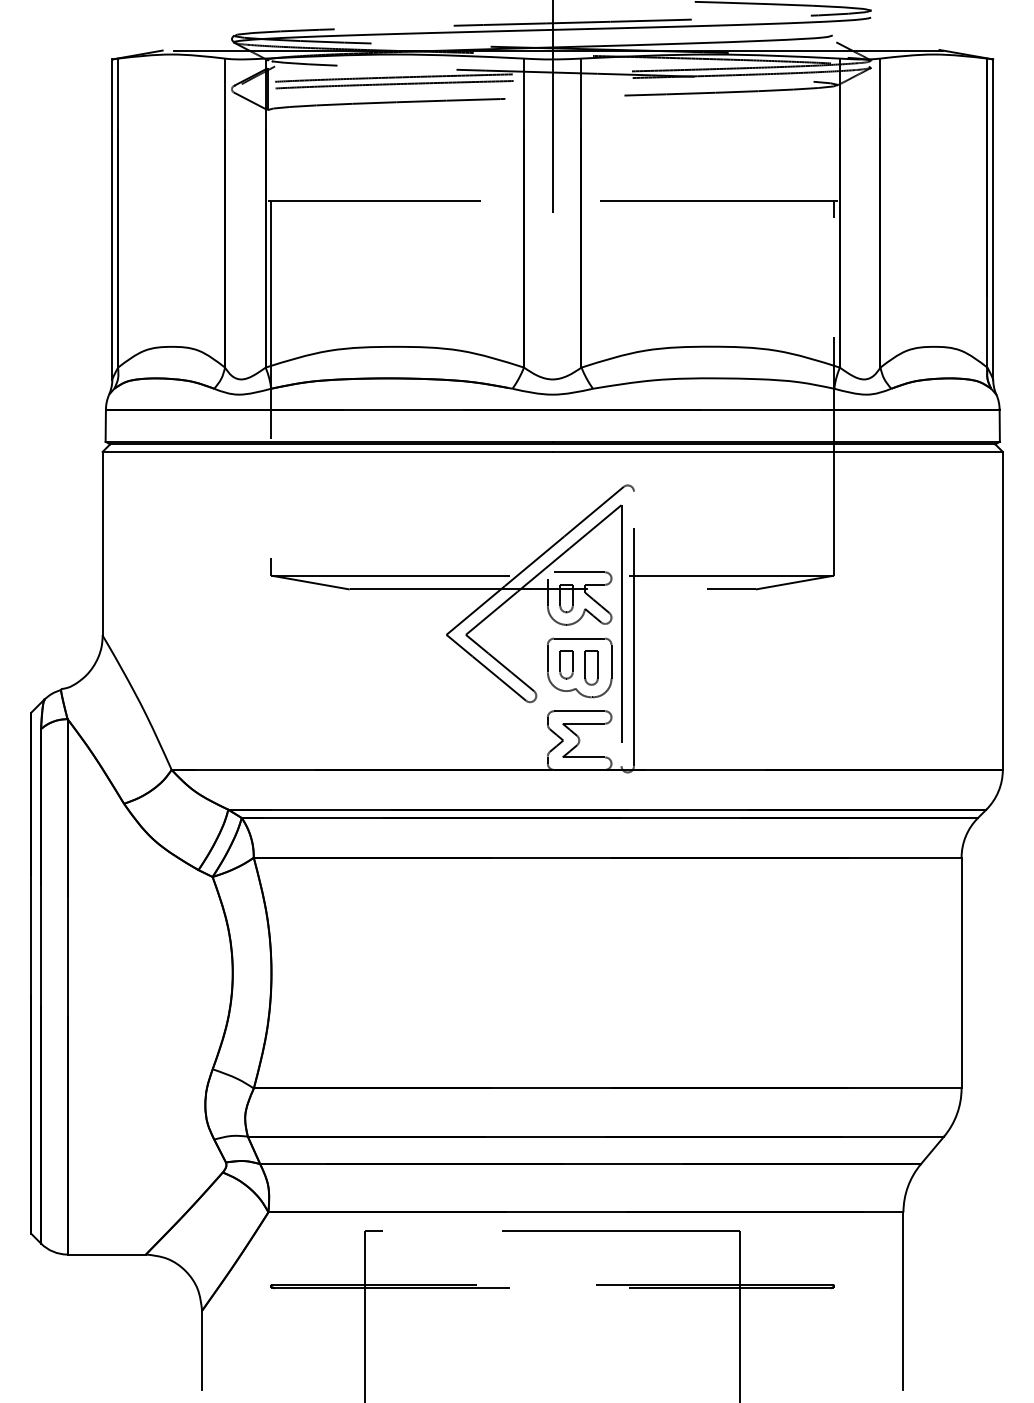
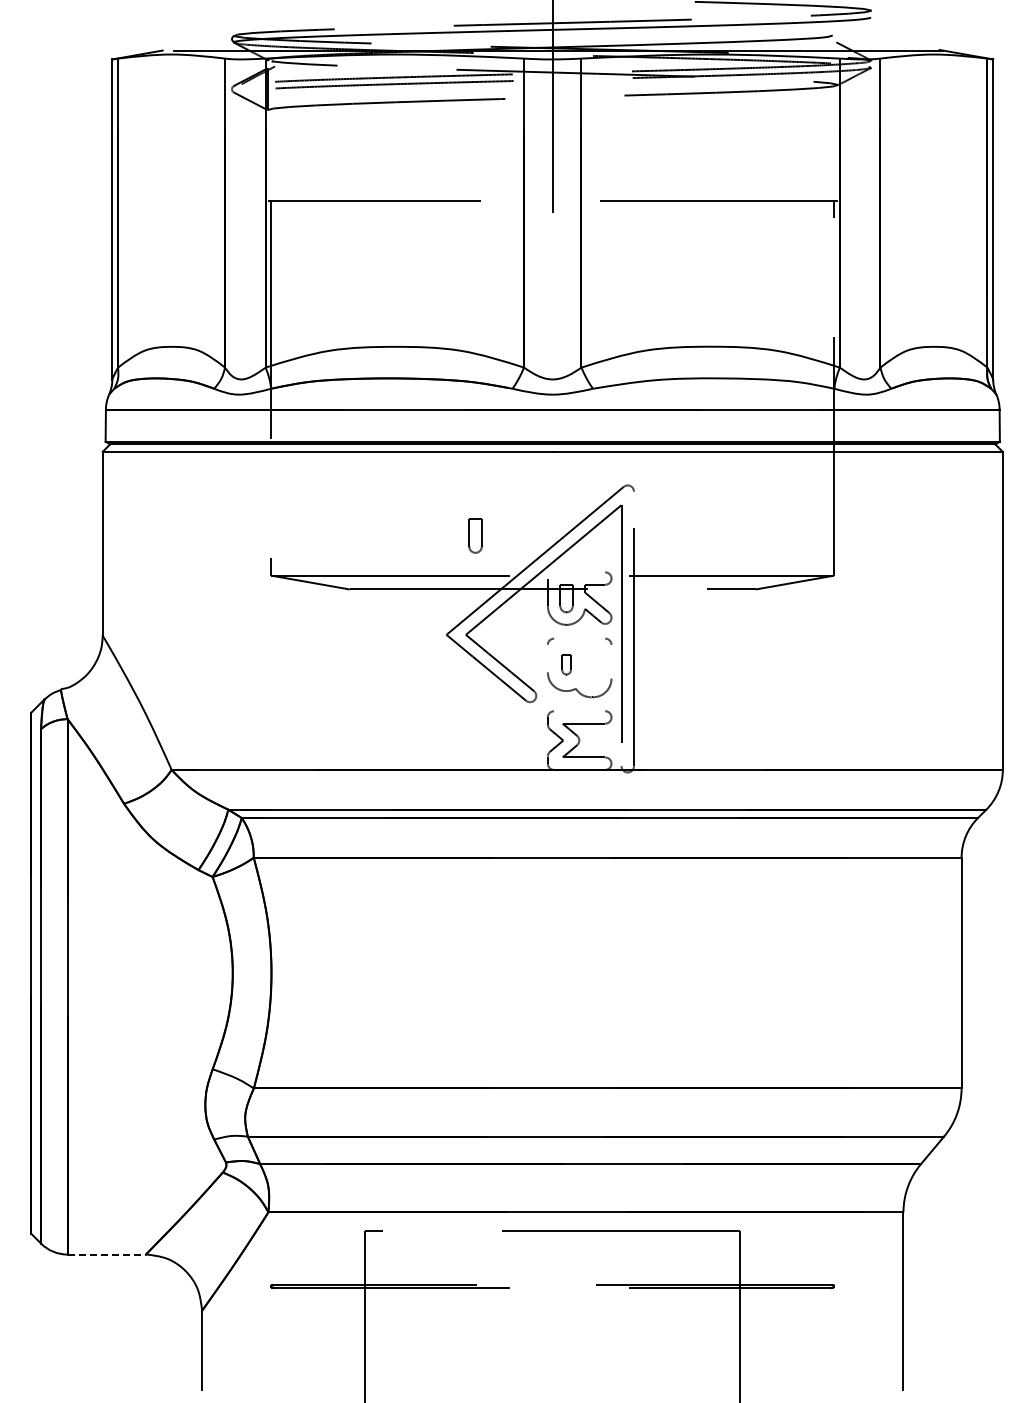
line: present -> none (579, 572)
line: present -> none (579, 638)
line: present -> none (547, 658)
line: present -> none (611, 661)
part size: 15x30 px -> 11x22 px (566, 664)
part position: (591, 667) -> (475, 535) (475, 535)
line: present -> none (579, 711)
line: solid -> dashed (107, 1254)
